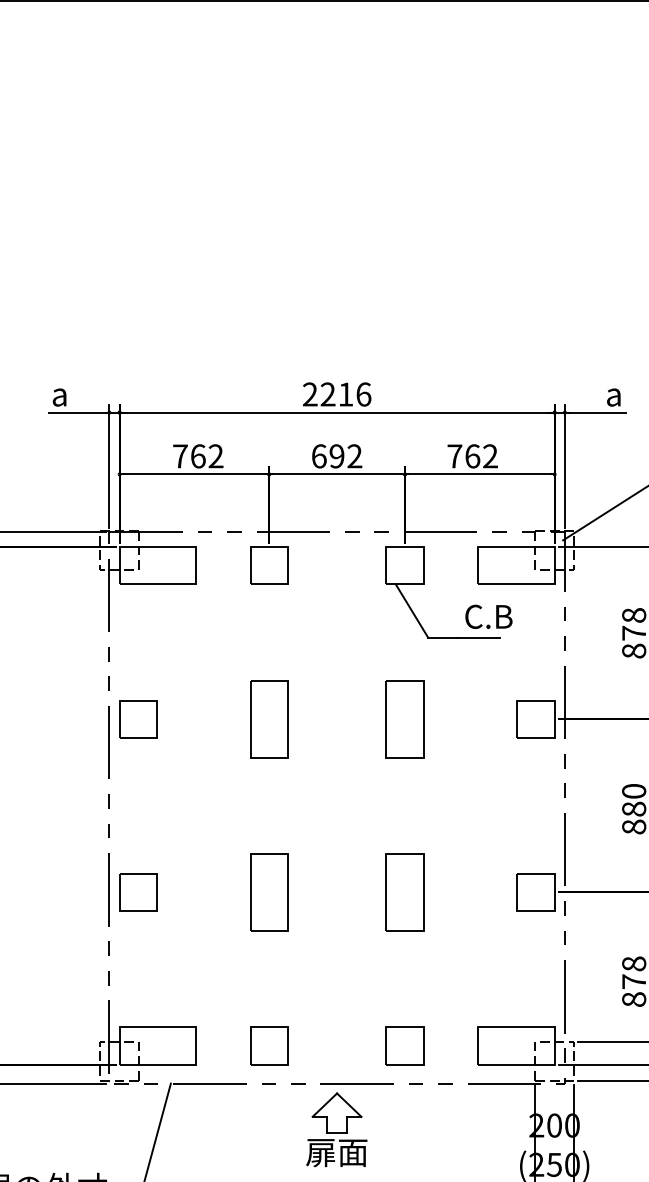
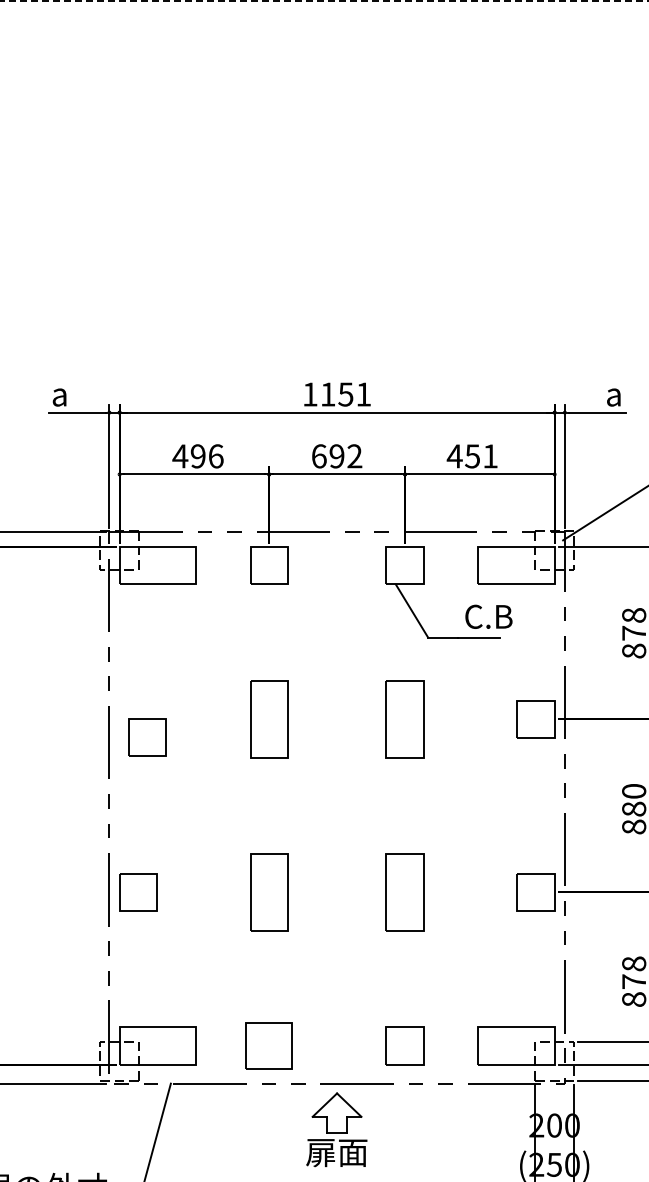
line: solid -> dashed (324, 0)
text: 2216 -> 1151 (336, 394)
text: 762 -> 496 (197, 456)
text: 762 -> 451 (471, 456)
part position: (138, 719) -> (147, 737) (147, 737)
part size: 39x40 px -> 48x48 px (268, 1045)
